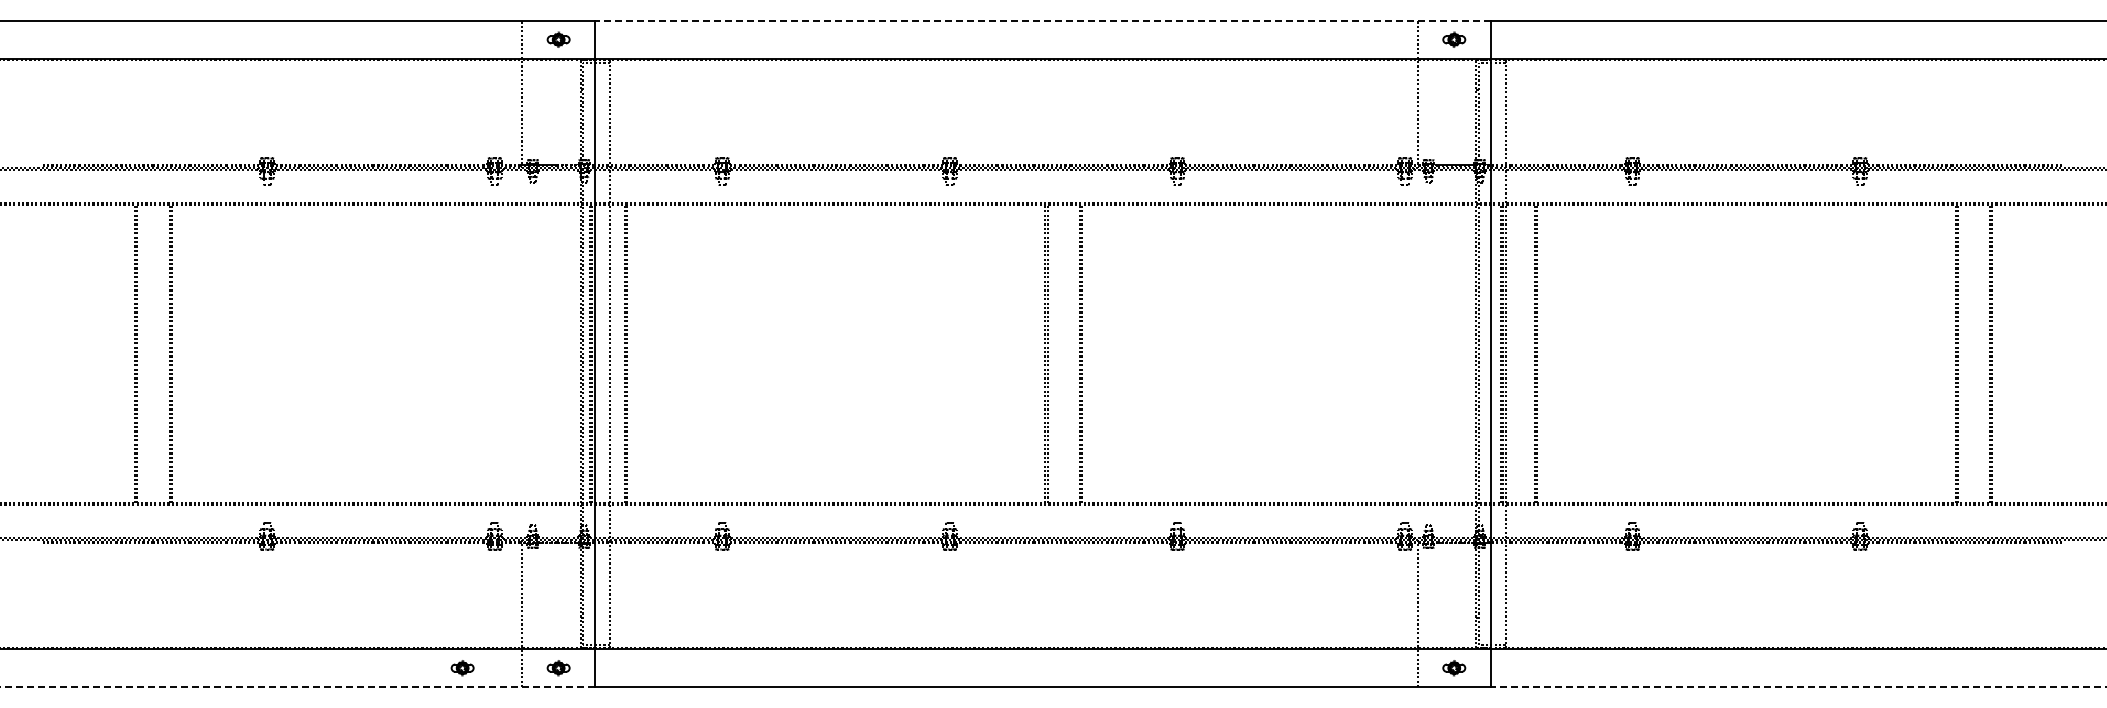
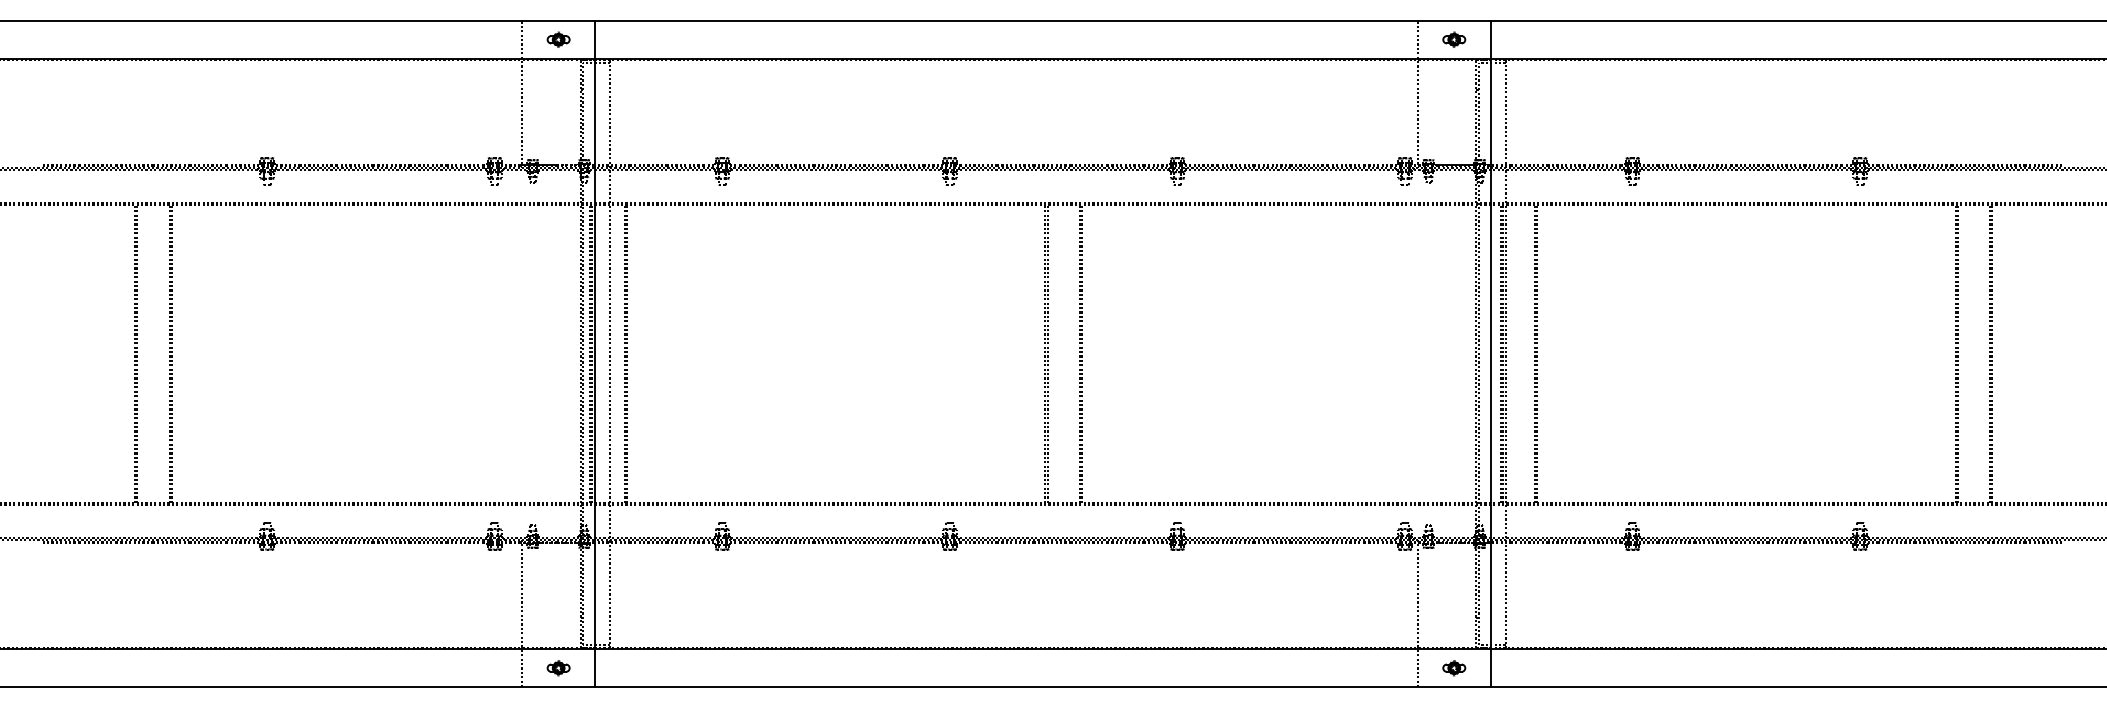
line: dashed -> solid (1043, 21)
part: present -> none (462, 668)
line: dashed -> solid (297, 686)
line: dashed -> solid (1798, 686)
